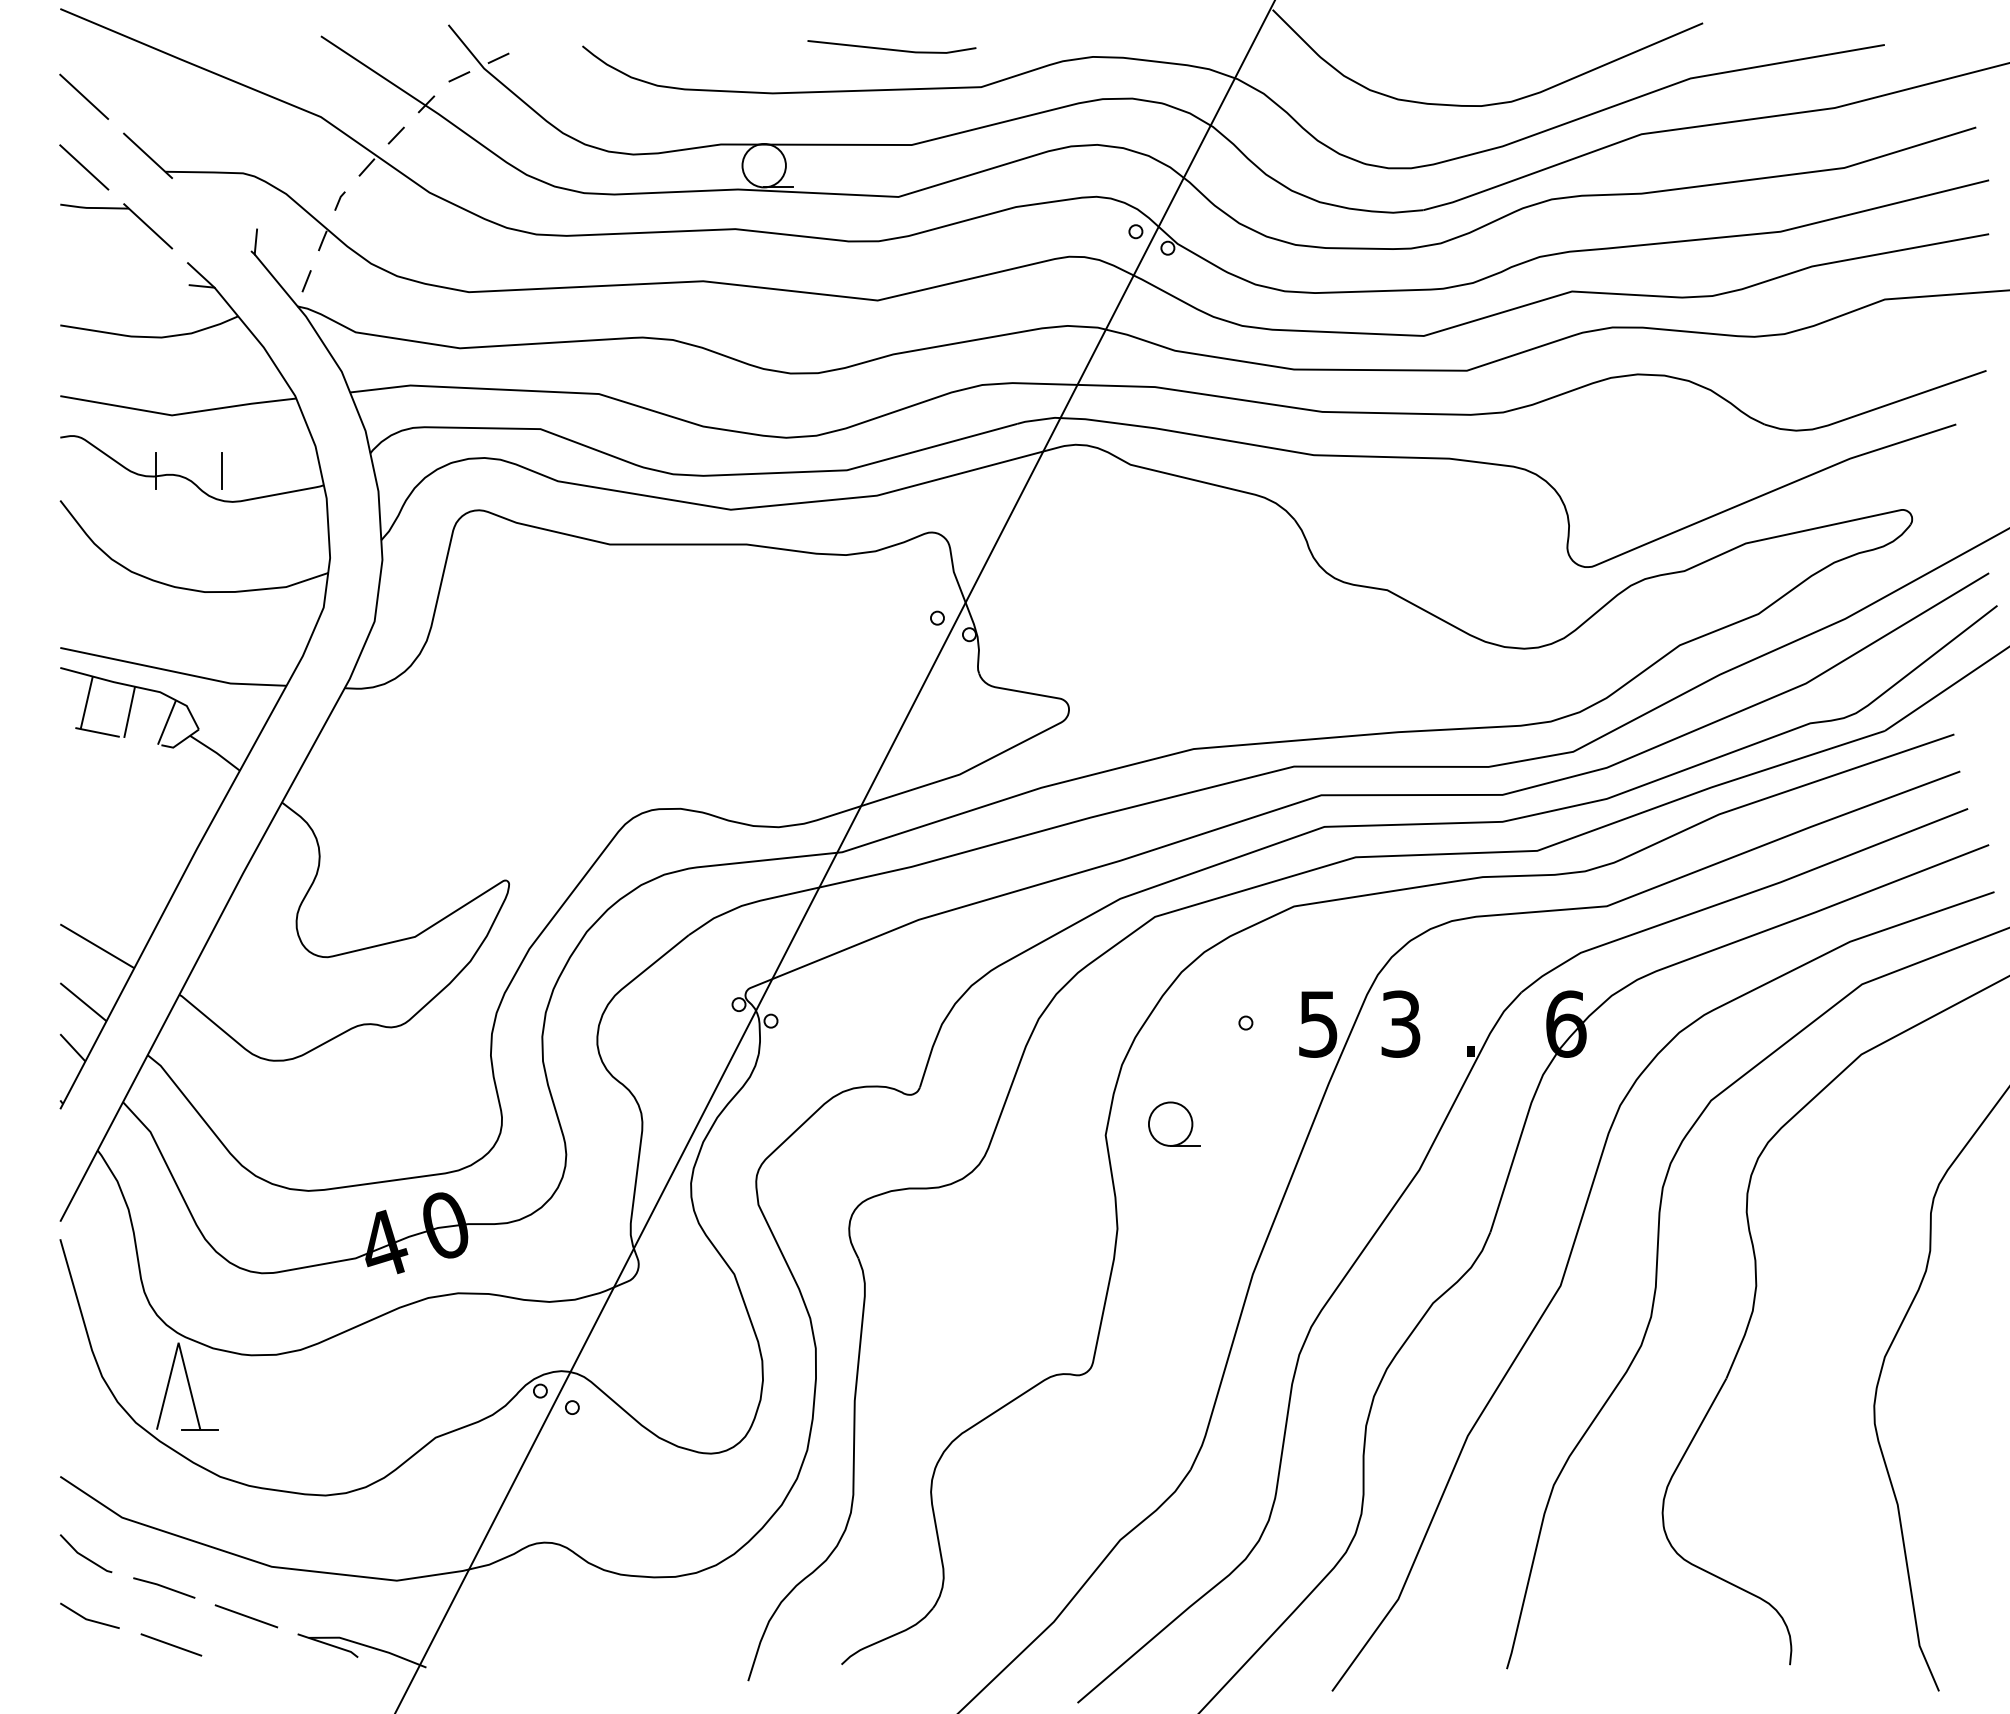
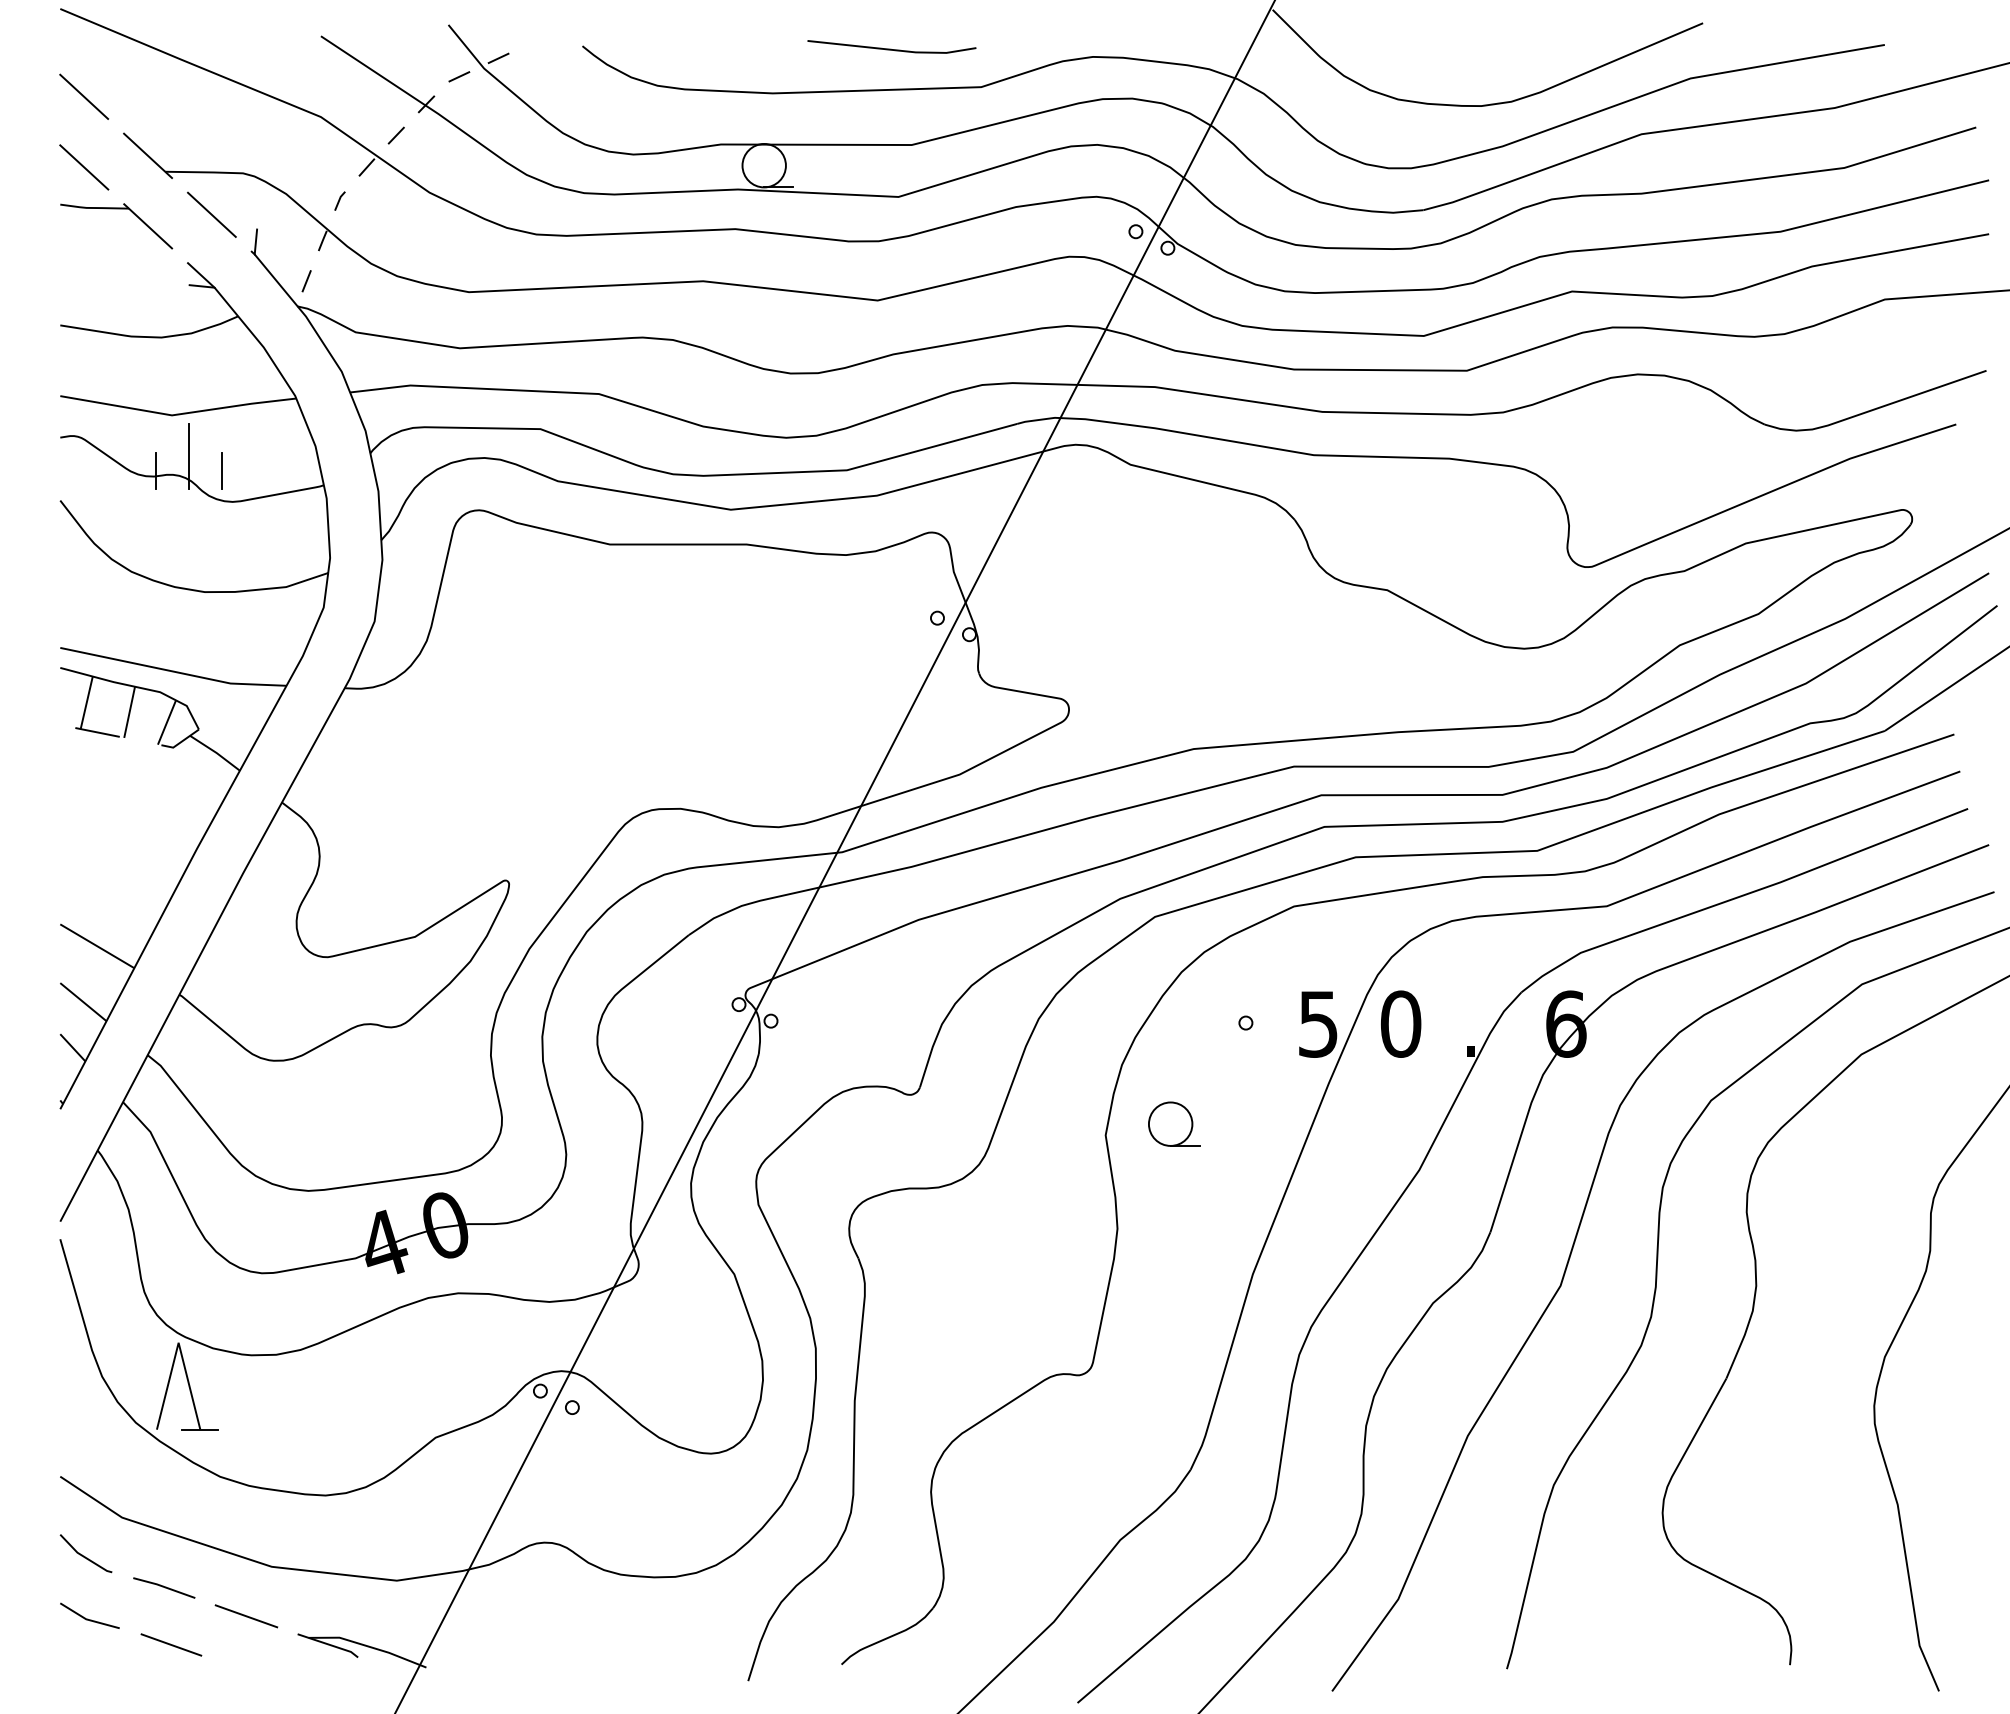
line: none -> present (211, 214)
line: none -> present (188, 456)
text: 3 -> 0 (1400, 1023)
